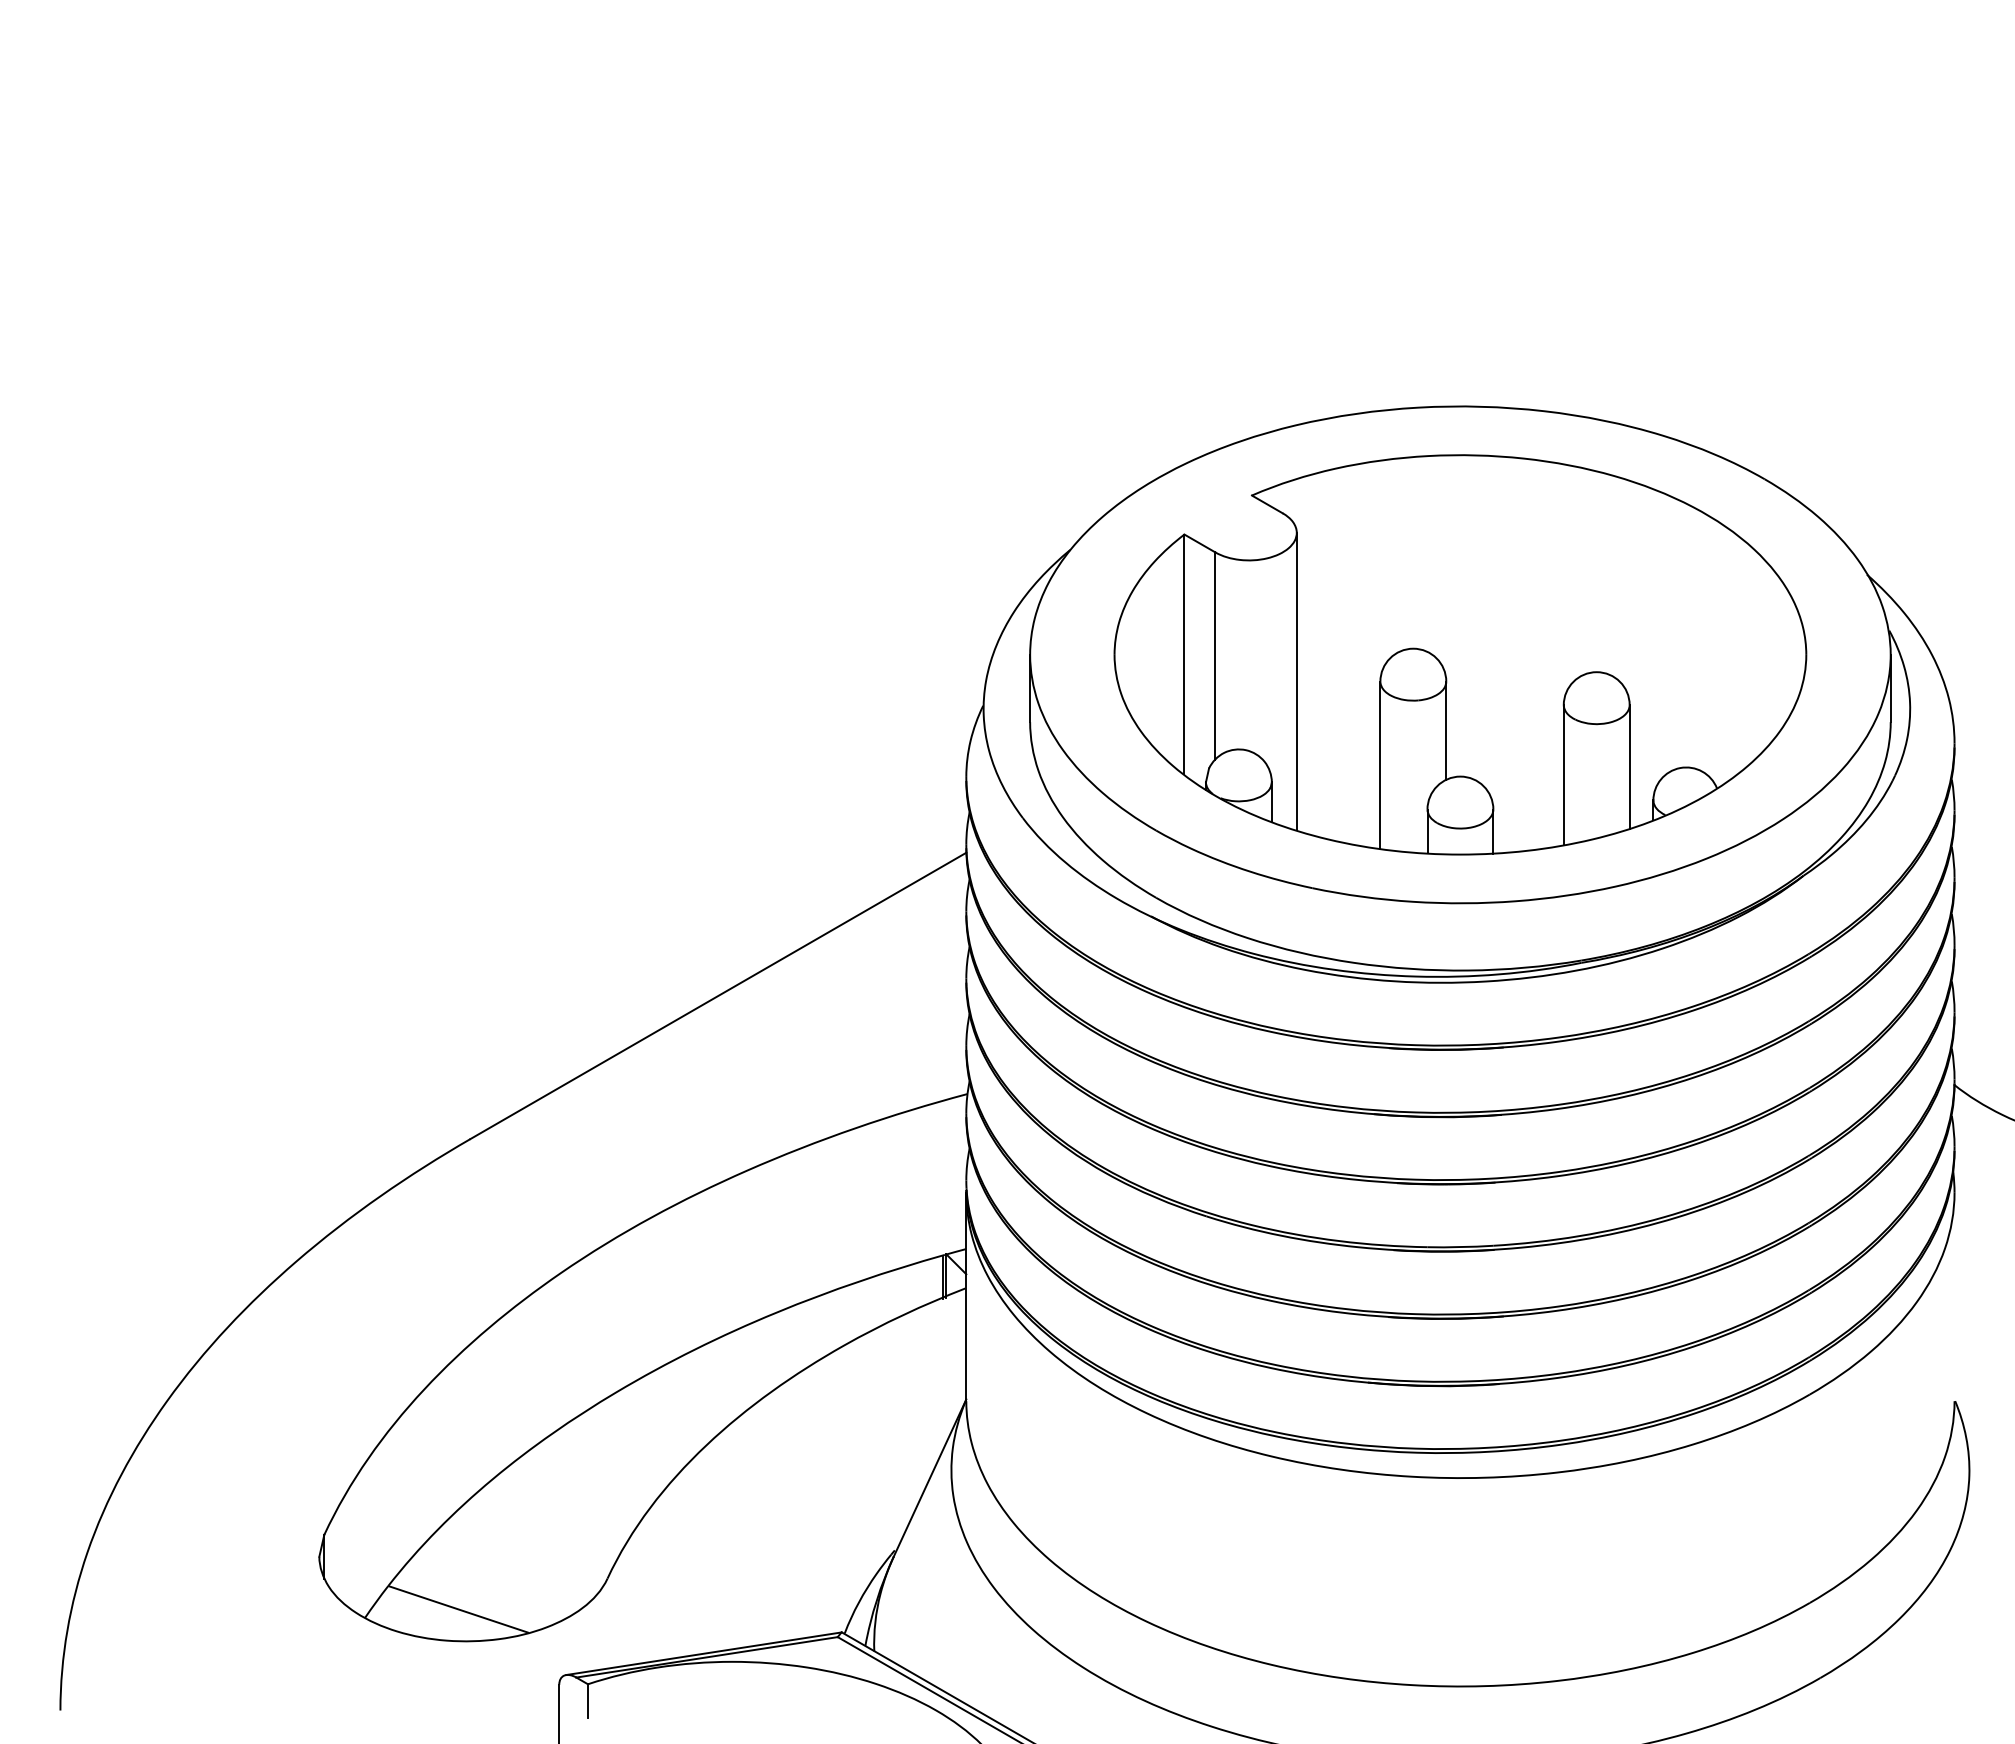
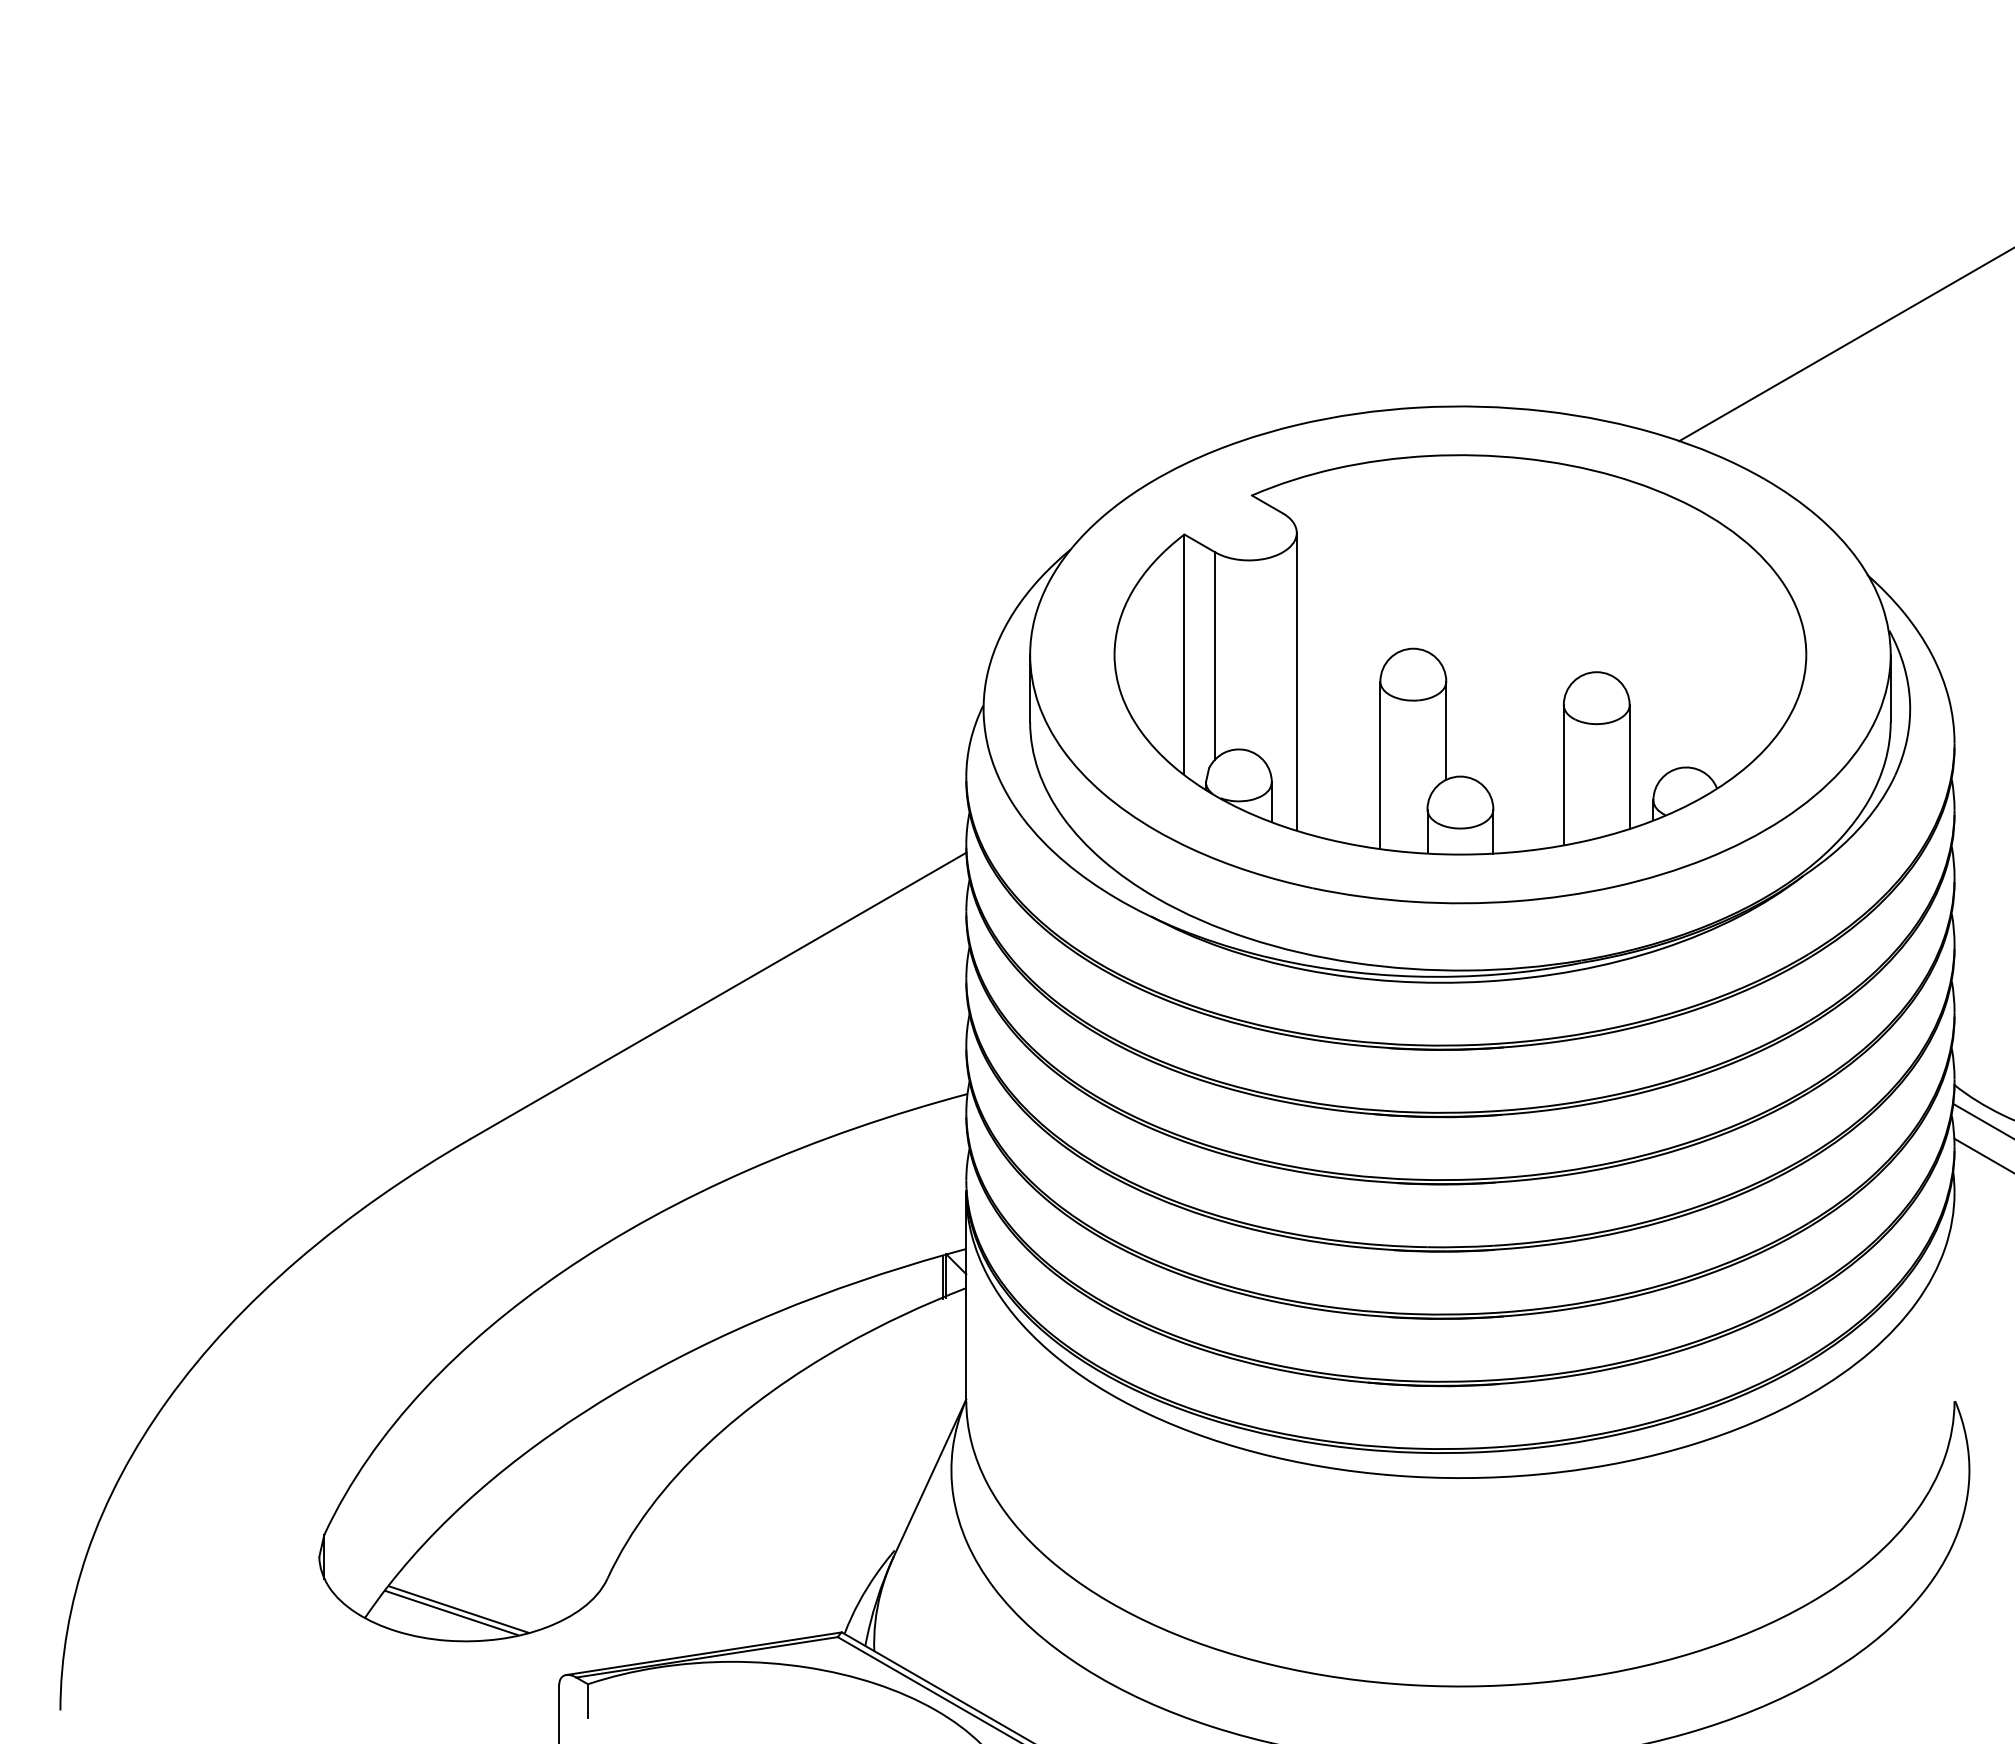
line: none -> present (1845, 345)
line: none -> present (1982, 1120)
line: none -> present (1982, 1154)
line: none -> present (451, 1612)
